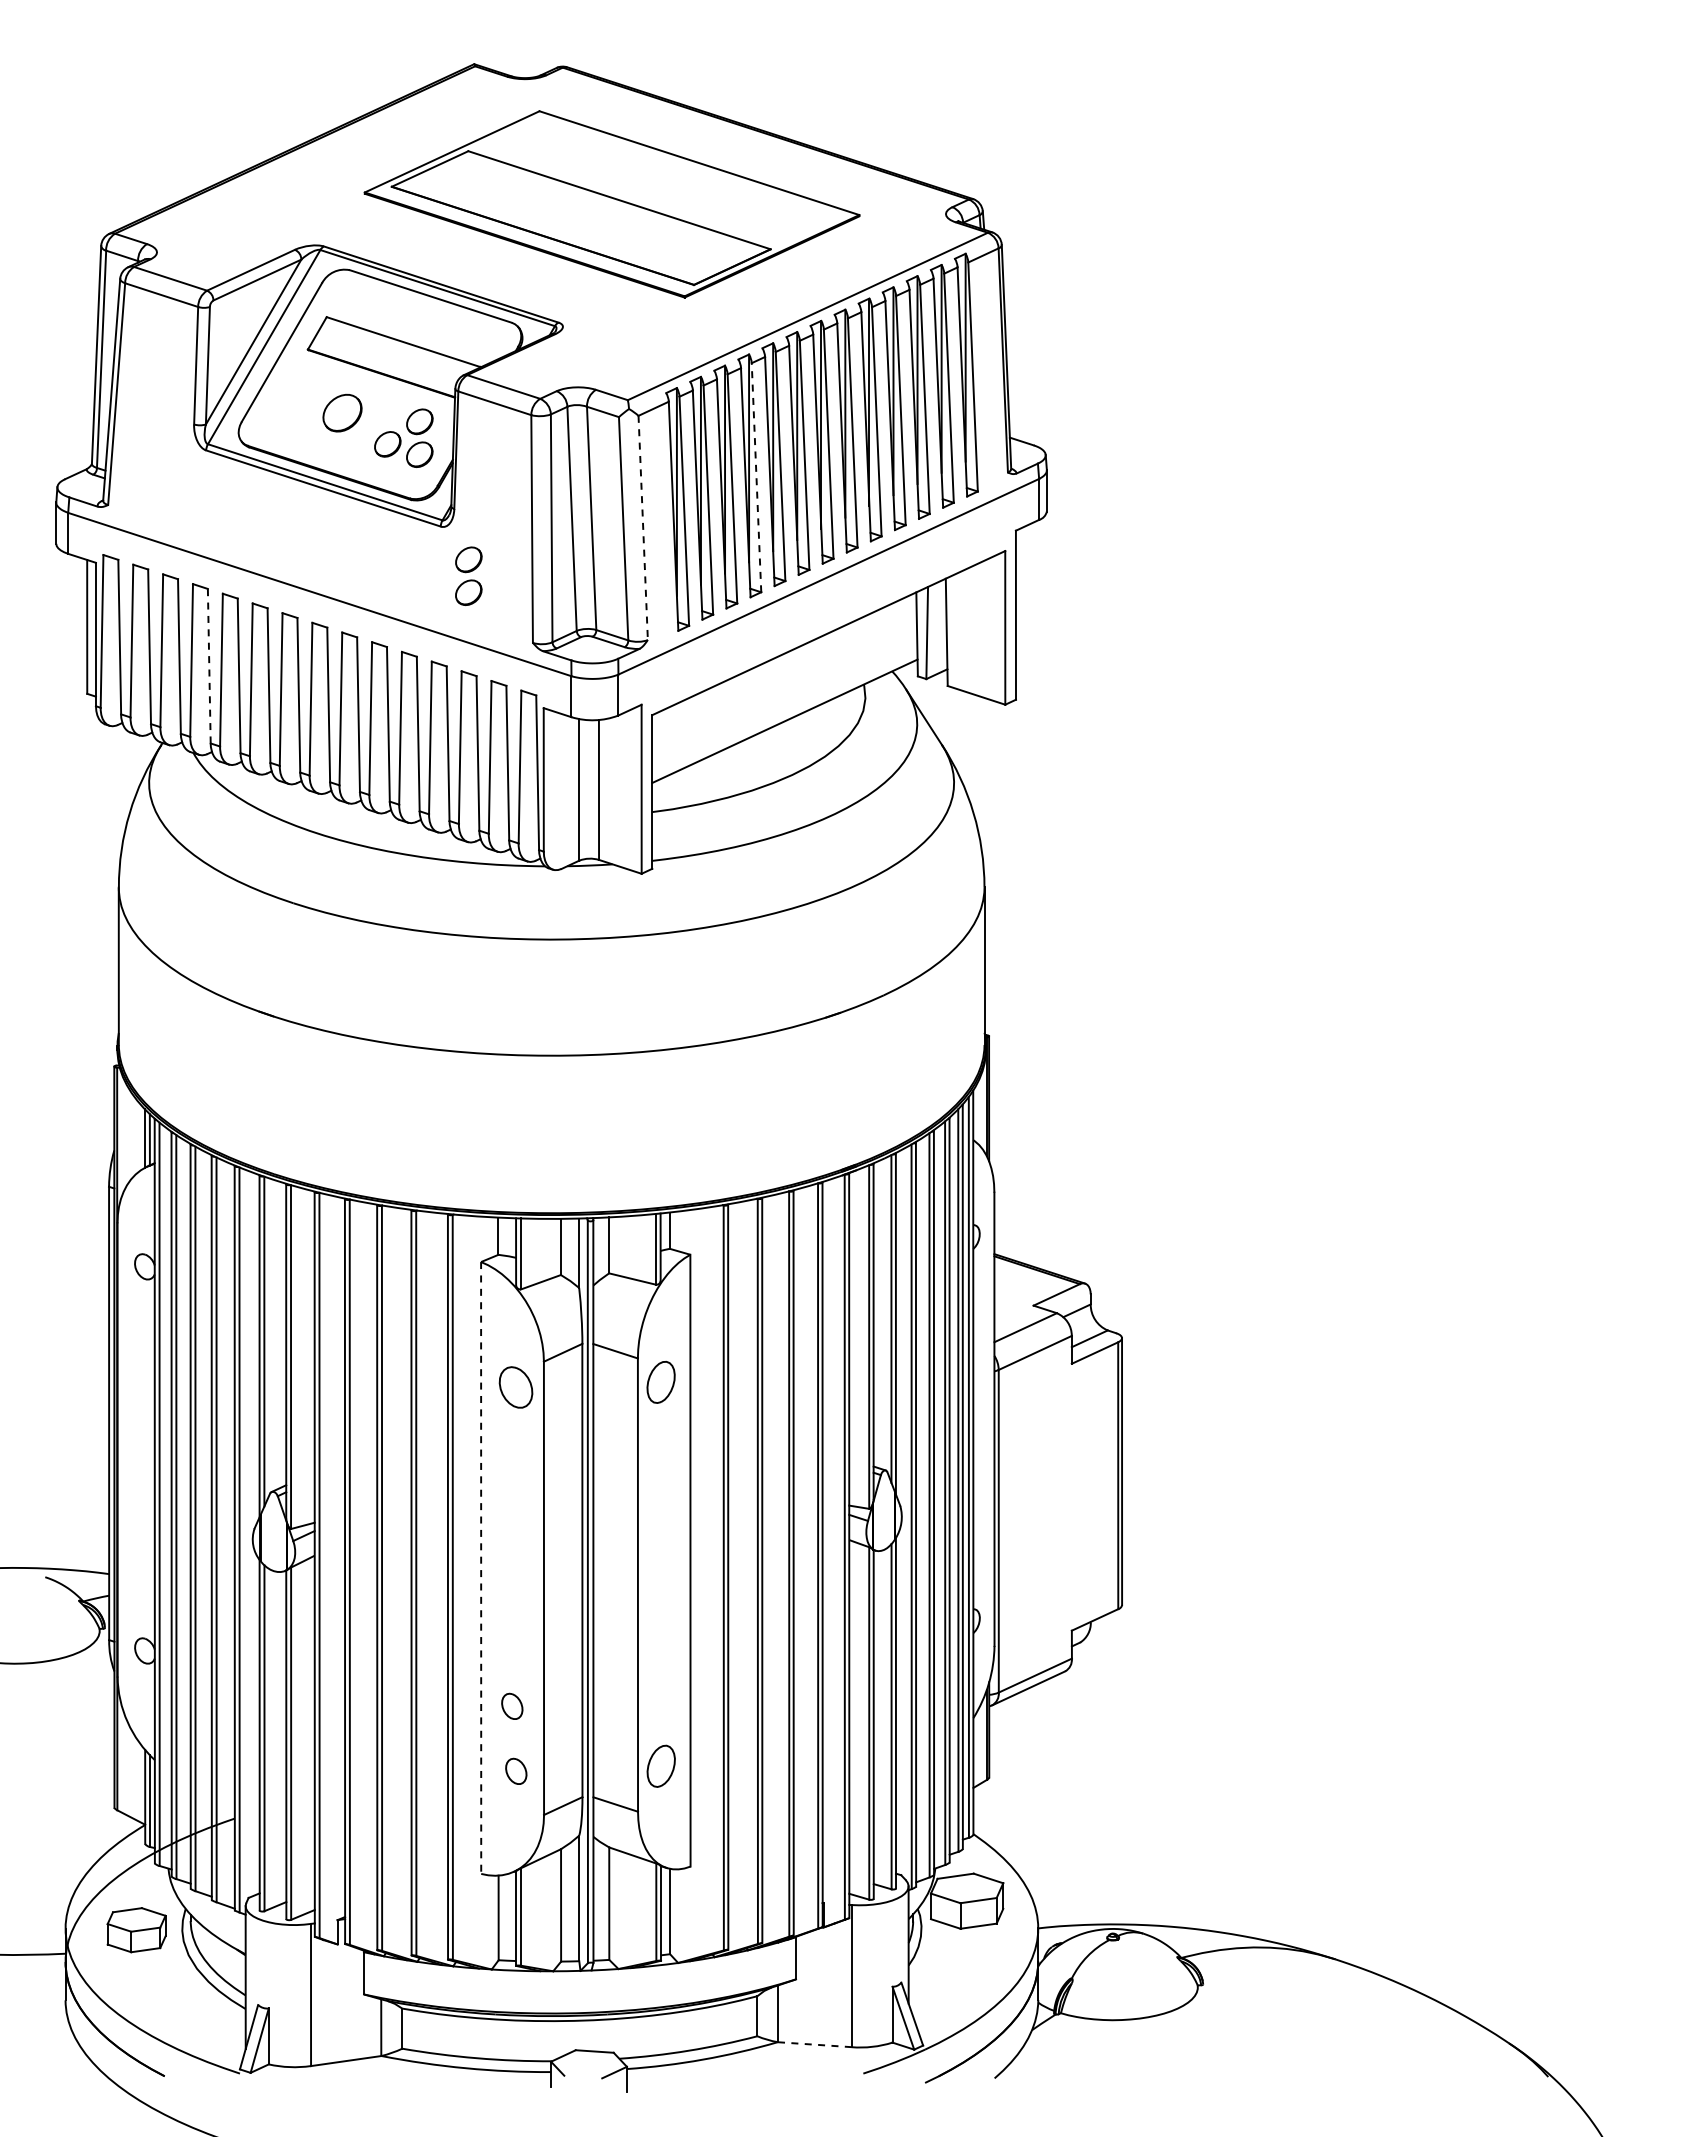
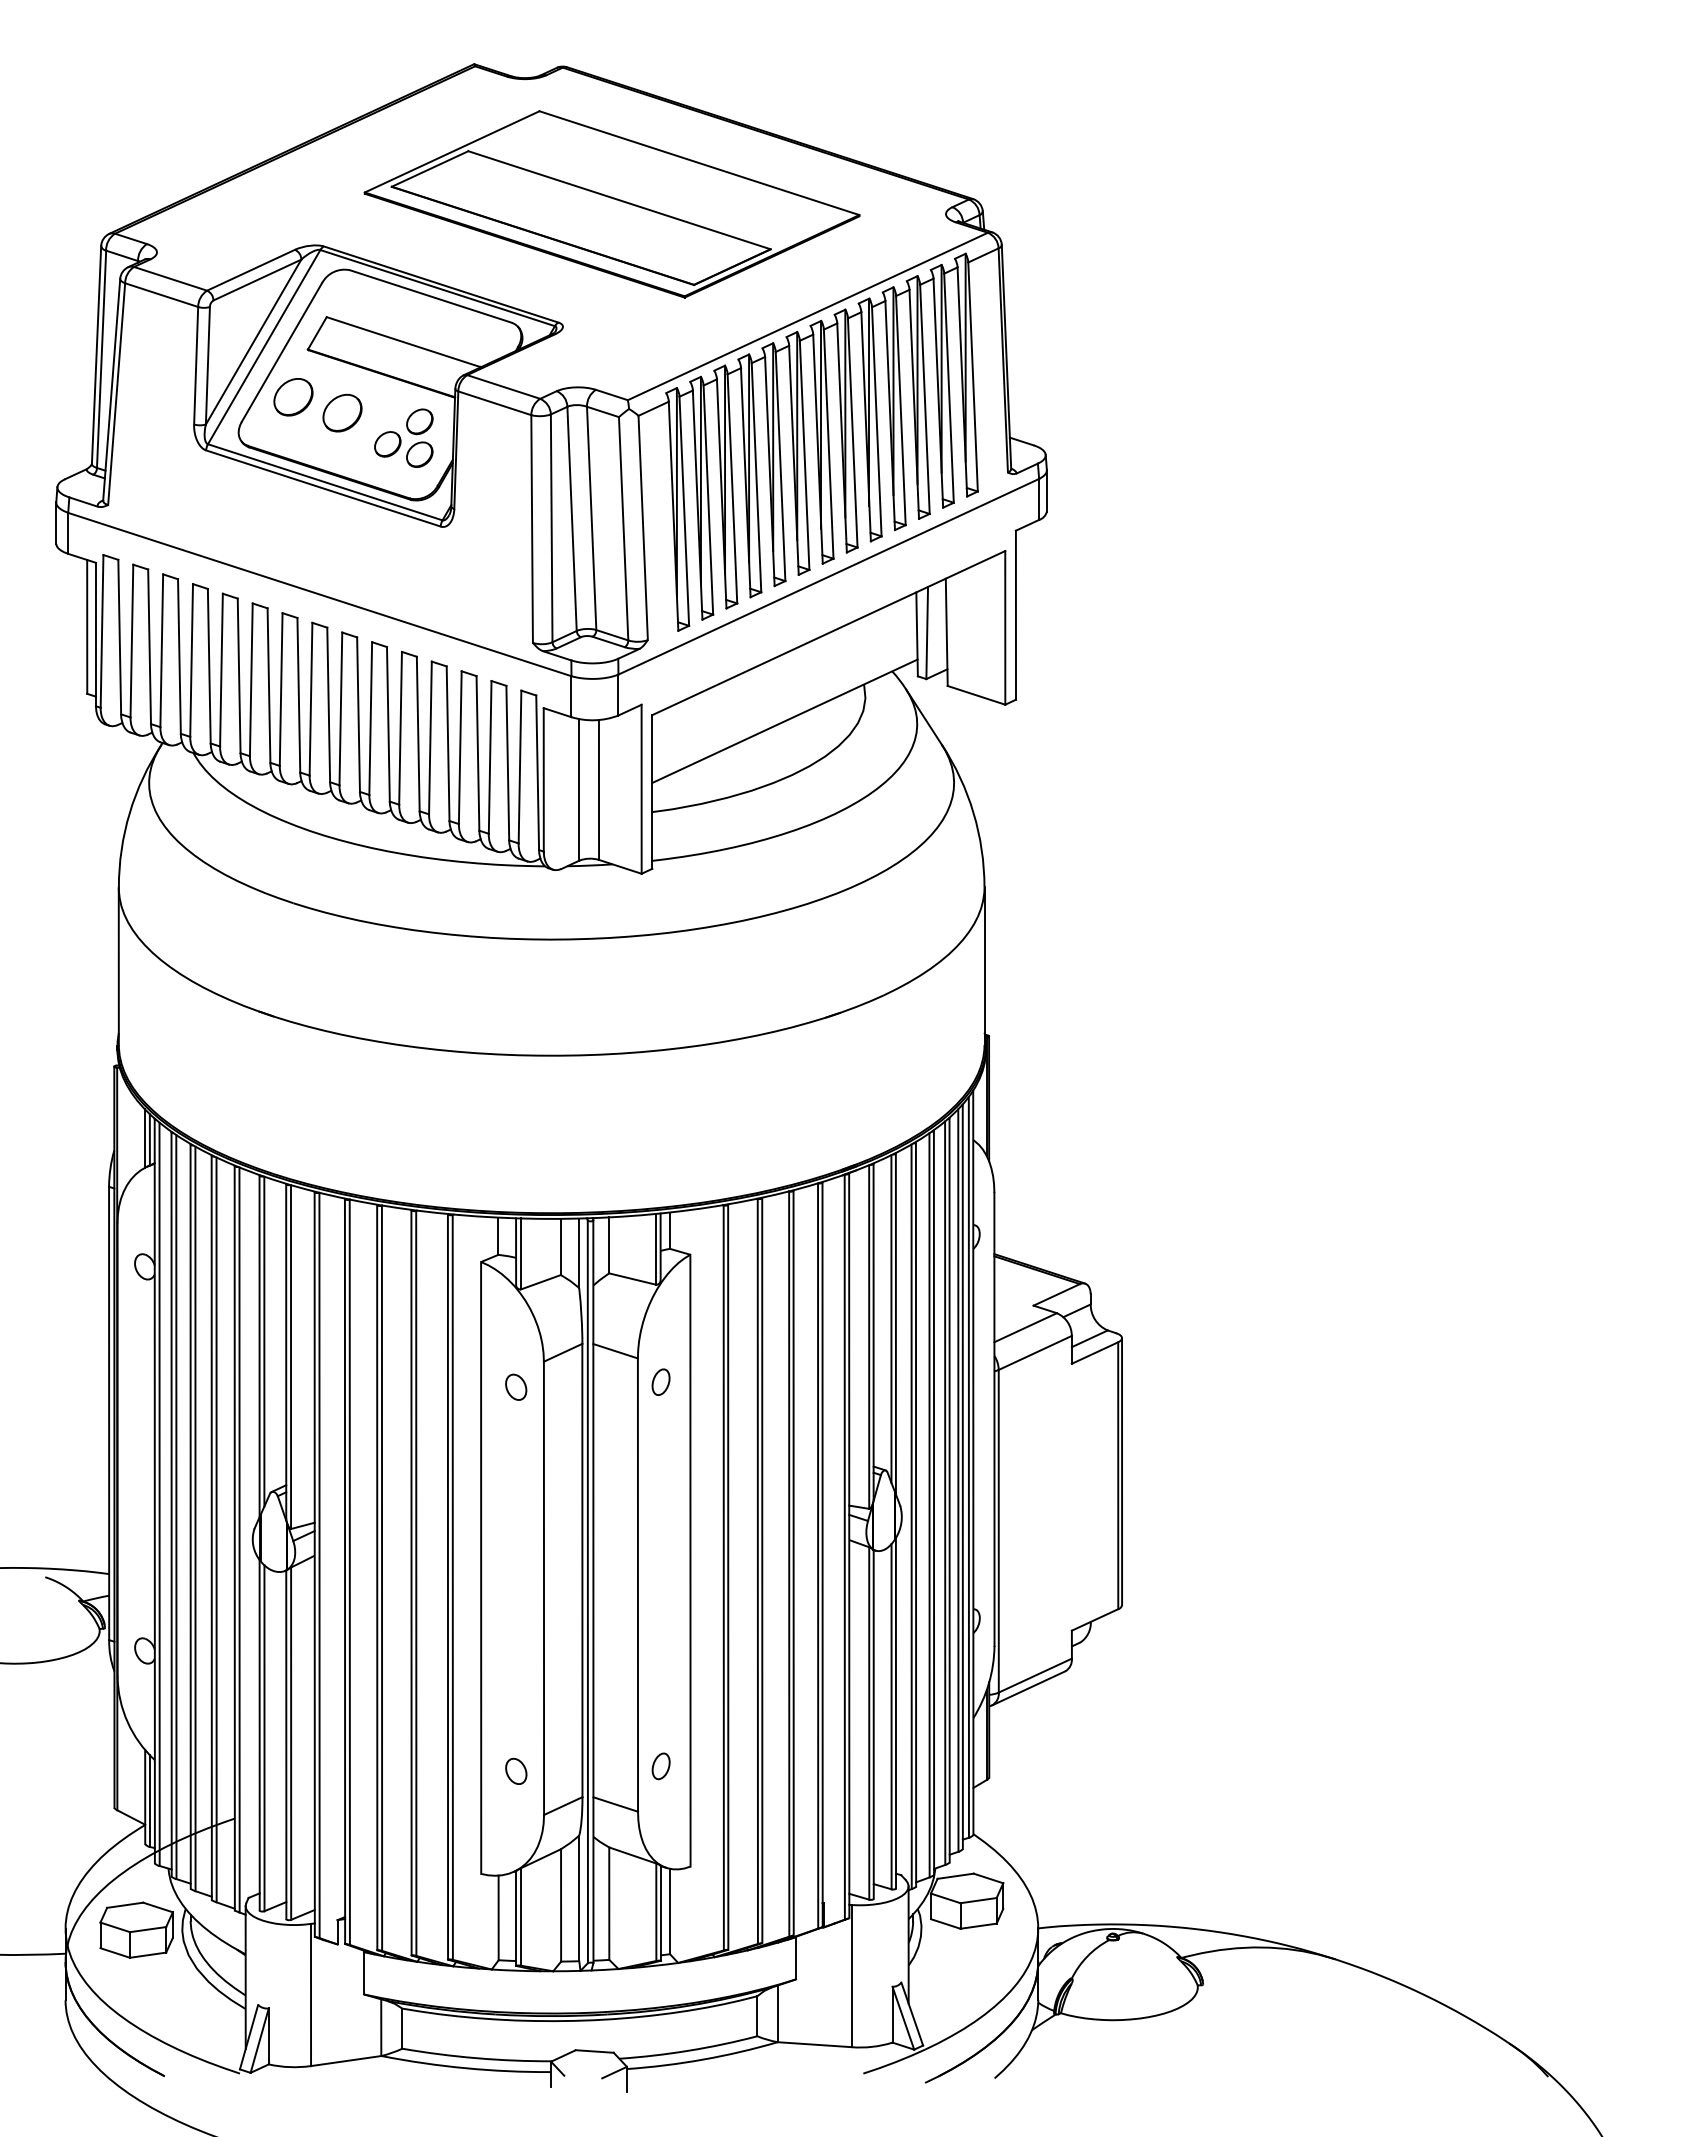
part: none -> present (293, 397)
line: dashed -> solid (756, 477)
line: dashed -> solid (643, 528)
part: present -> none (468, 575)
line: dashed -> solid (209, 665)
part size: 30x44 px -> 20x28 px (660, 1381)
part size: 36x43 px -> 23x28 px (516, 1386)
line: dashed -> solid (481, 1567)
part: present -> none (512, 1705)
part size: 30x44 px -> 20x29 px (660, 1766)
part size: 61x47 px -> 75x58 px (136, 1929)
line: dashed -> solid (814, 2044)
